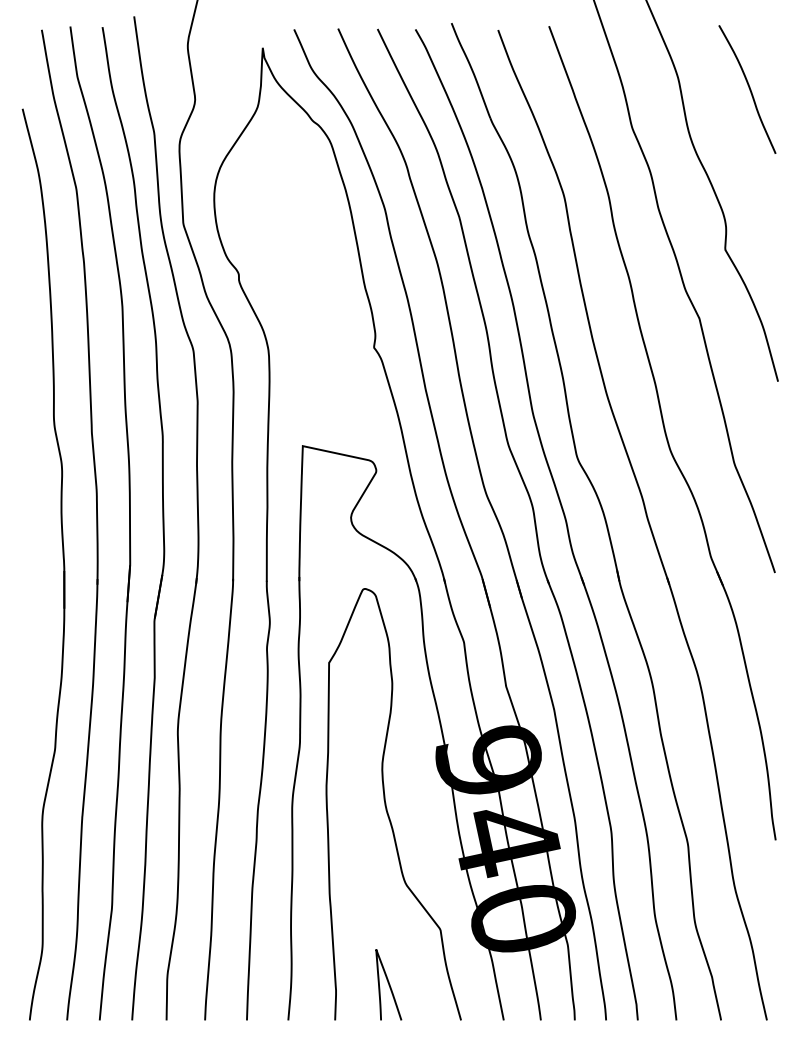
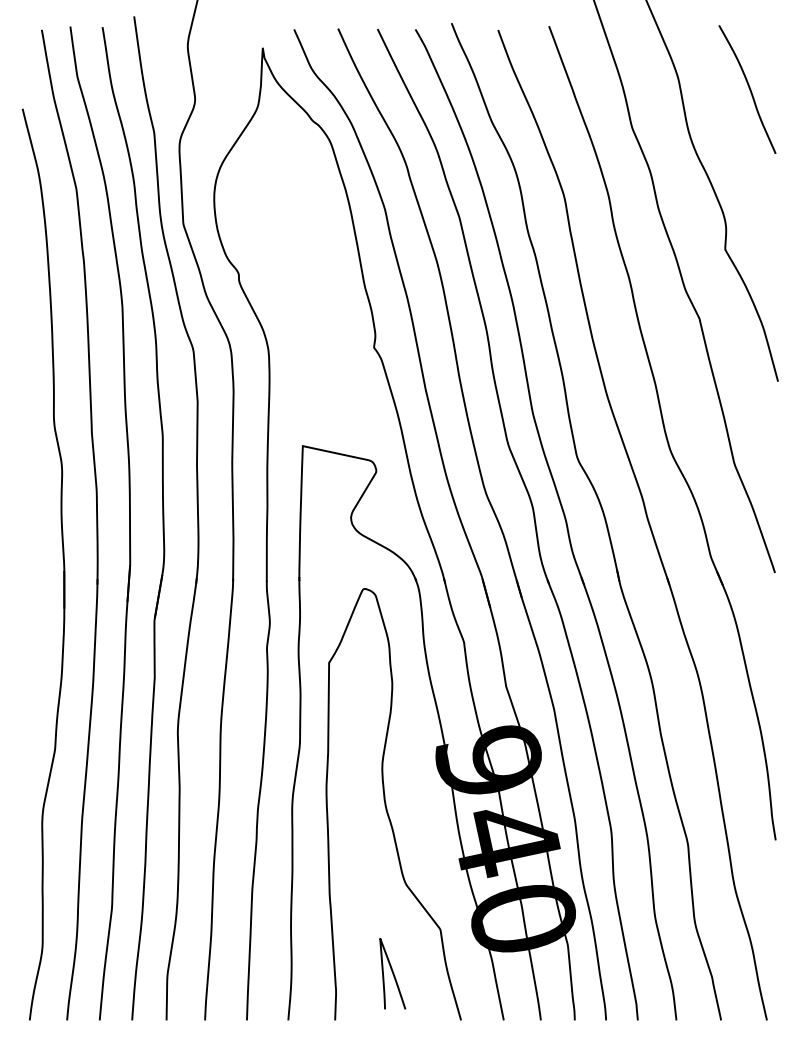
curve position: (388, 984) -> (392, 973) (392, 973)
